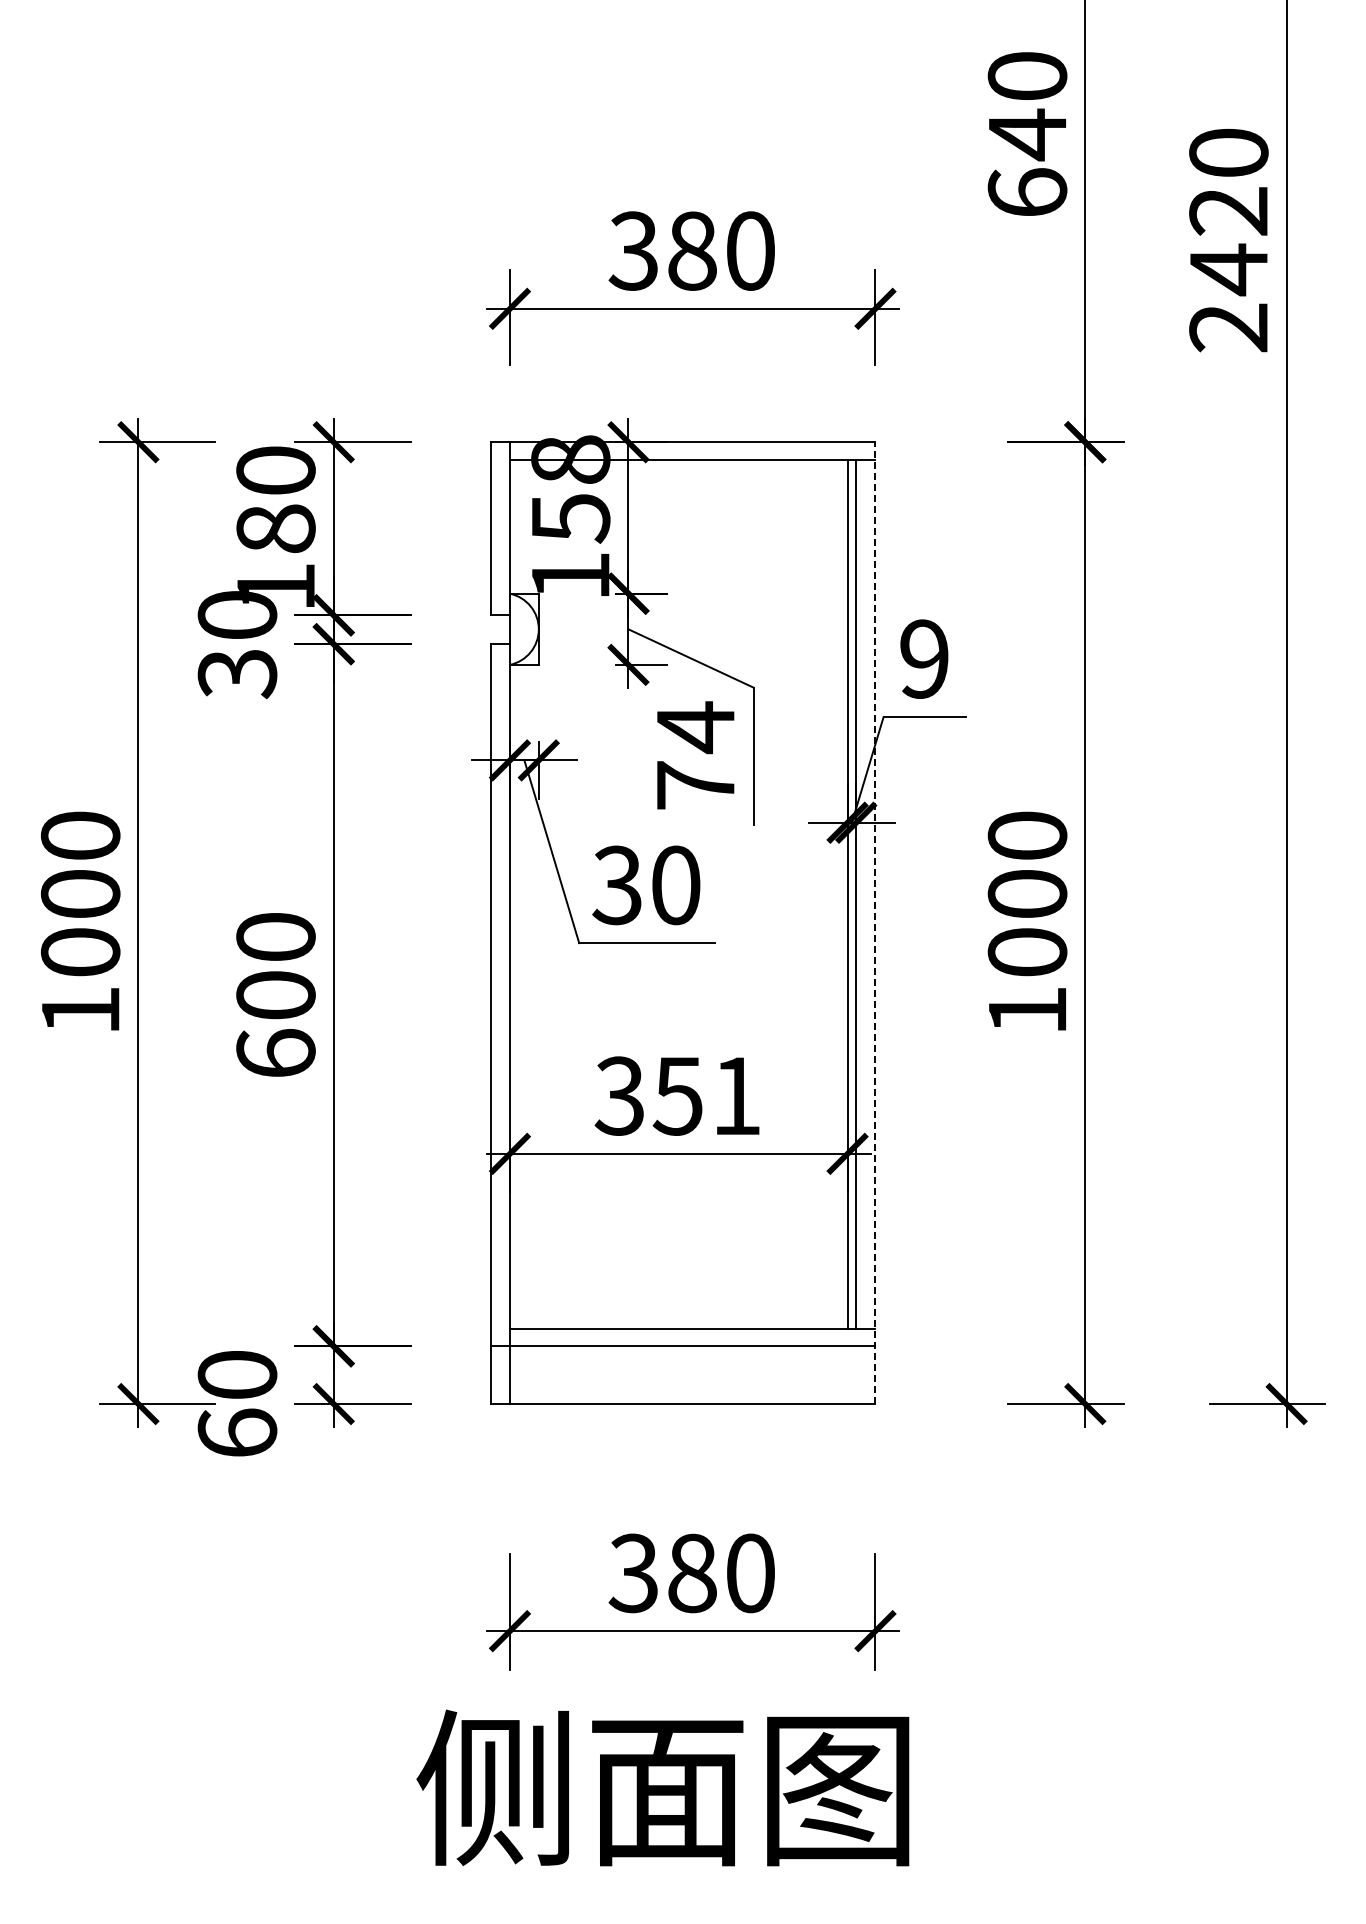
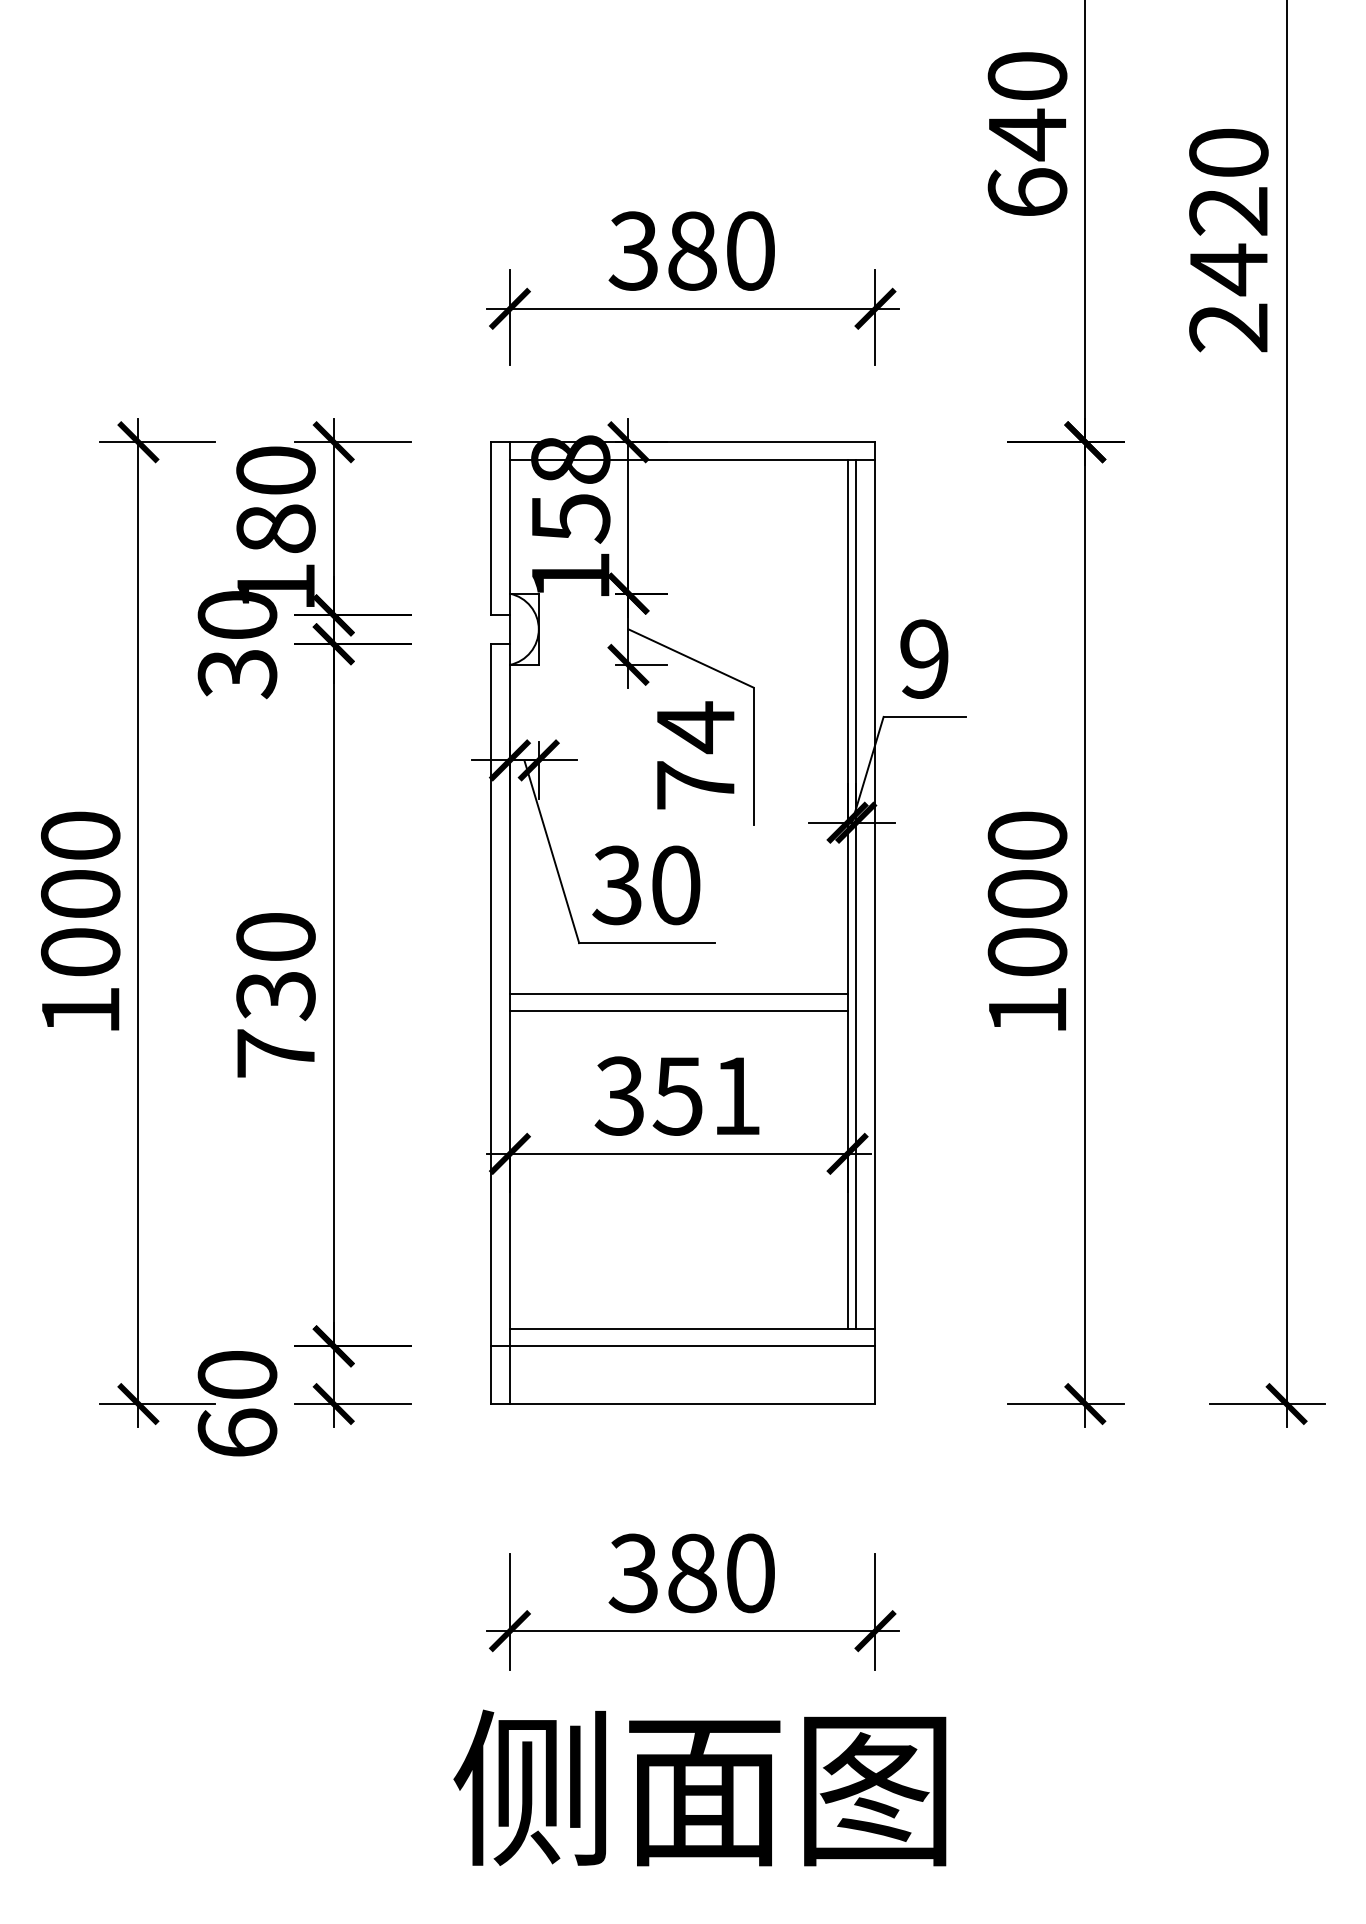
line: dashed -> solid (875, 923)
line: none -> present (678, 993)
line: none -> present (678, 1011)
text: 600 -> 730 (275, 1024)
text position: (662, 1787) -> (699, 1787) (699, 1787)
